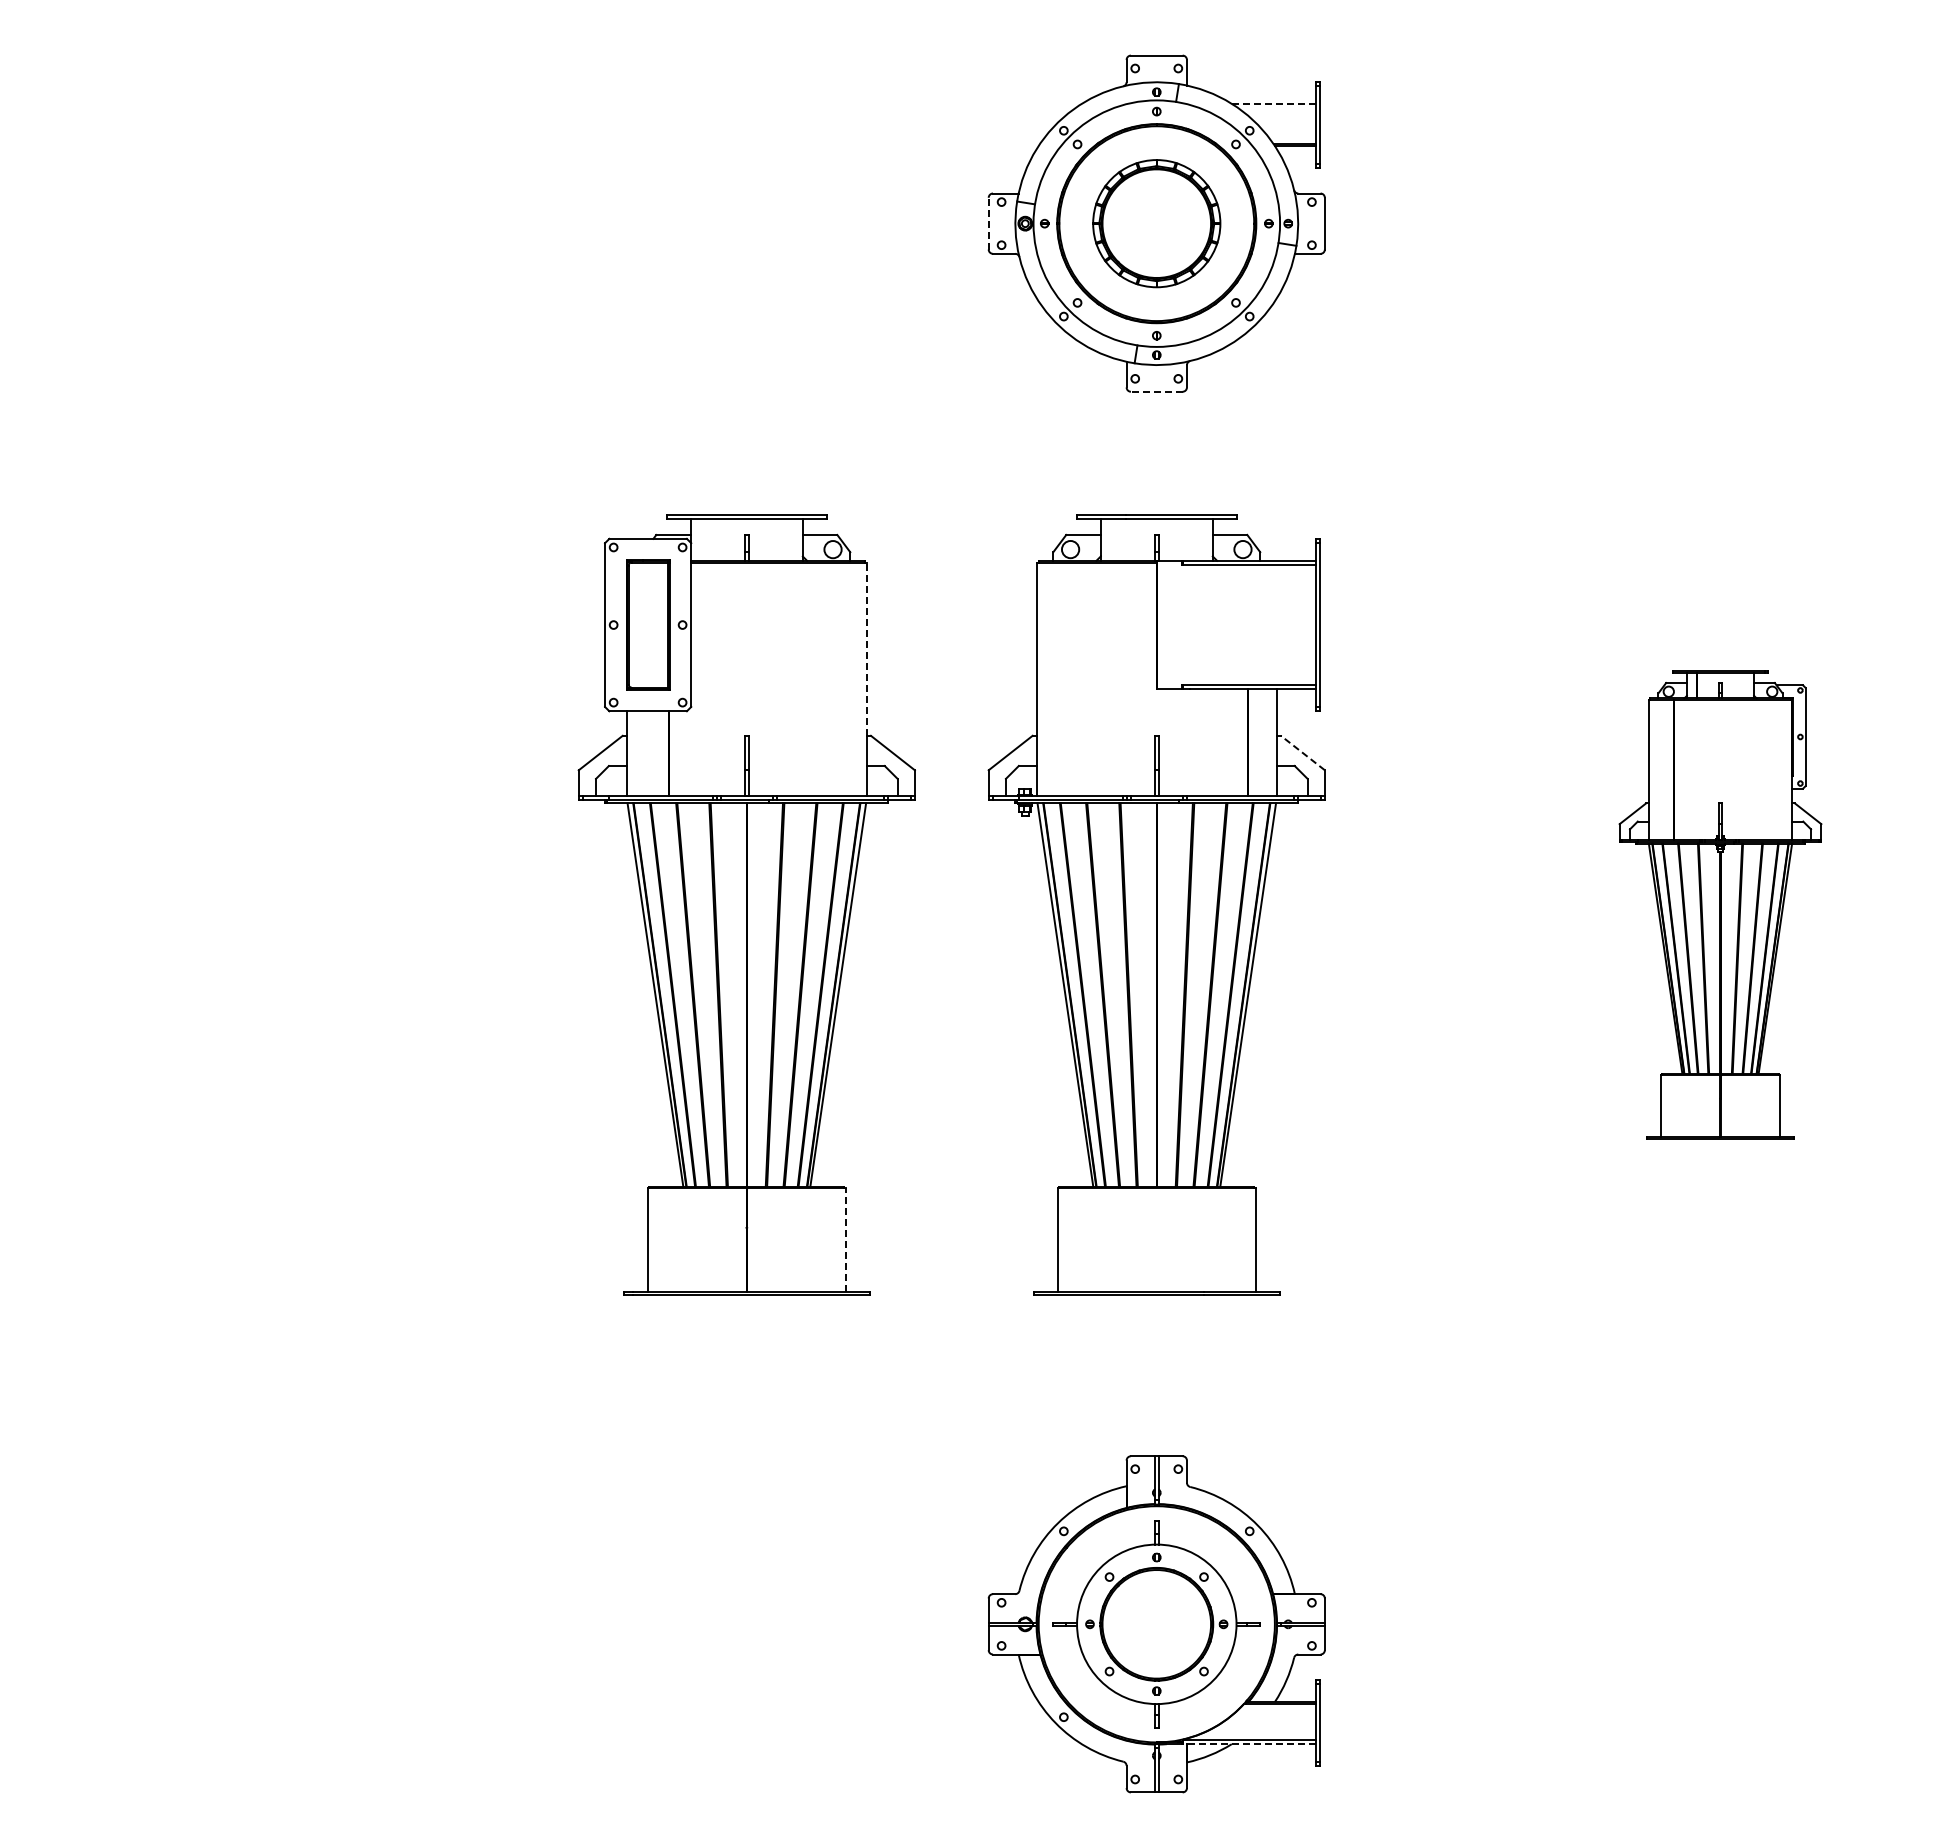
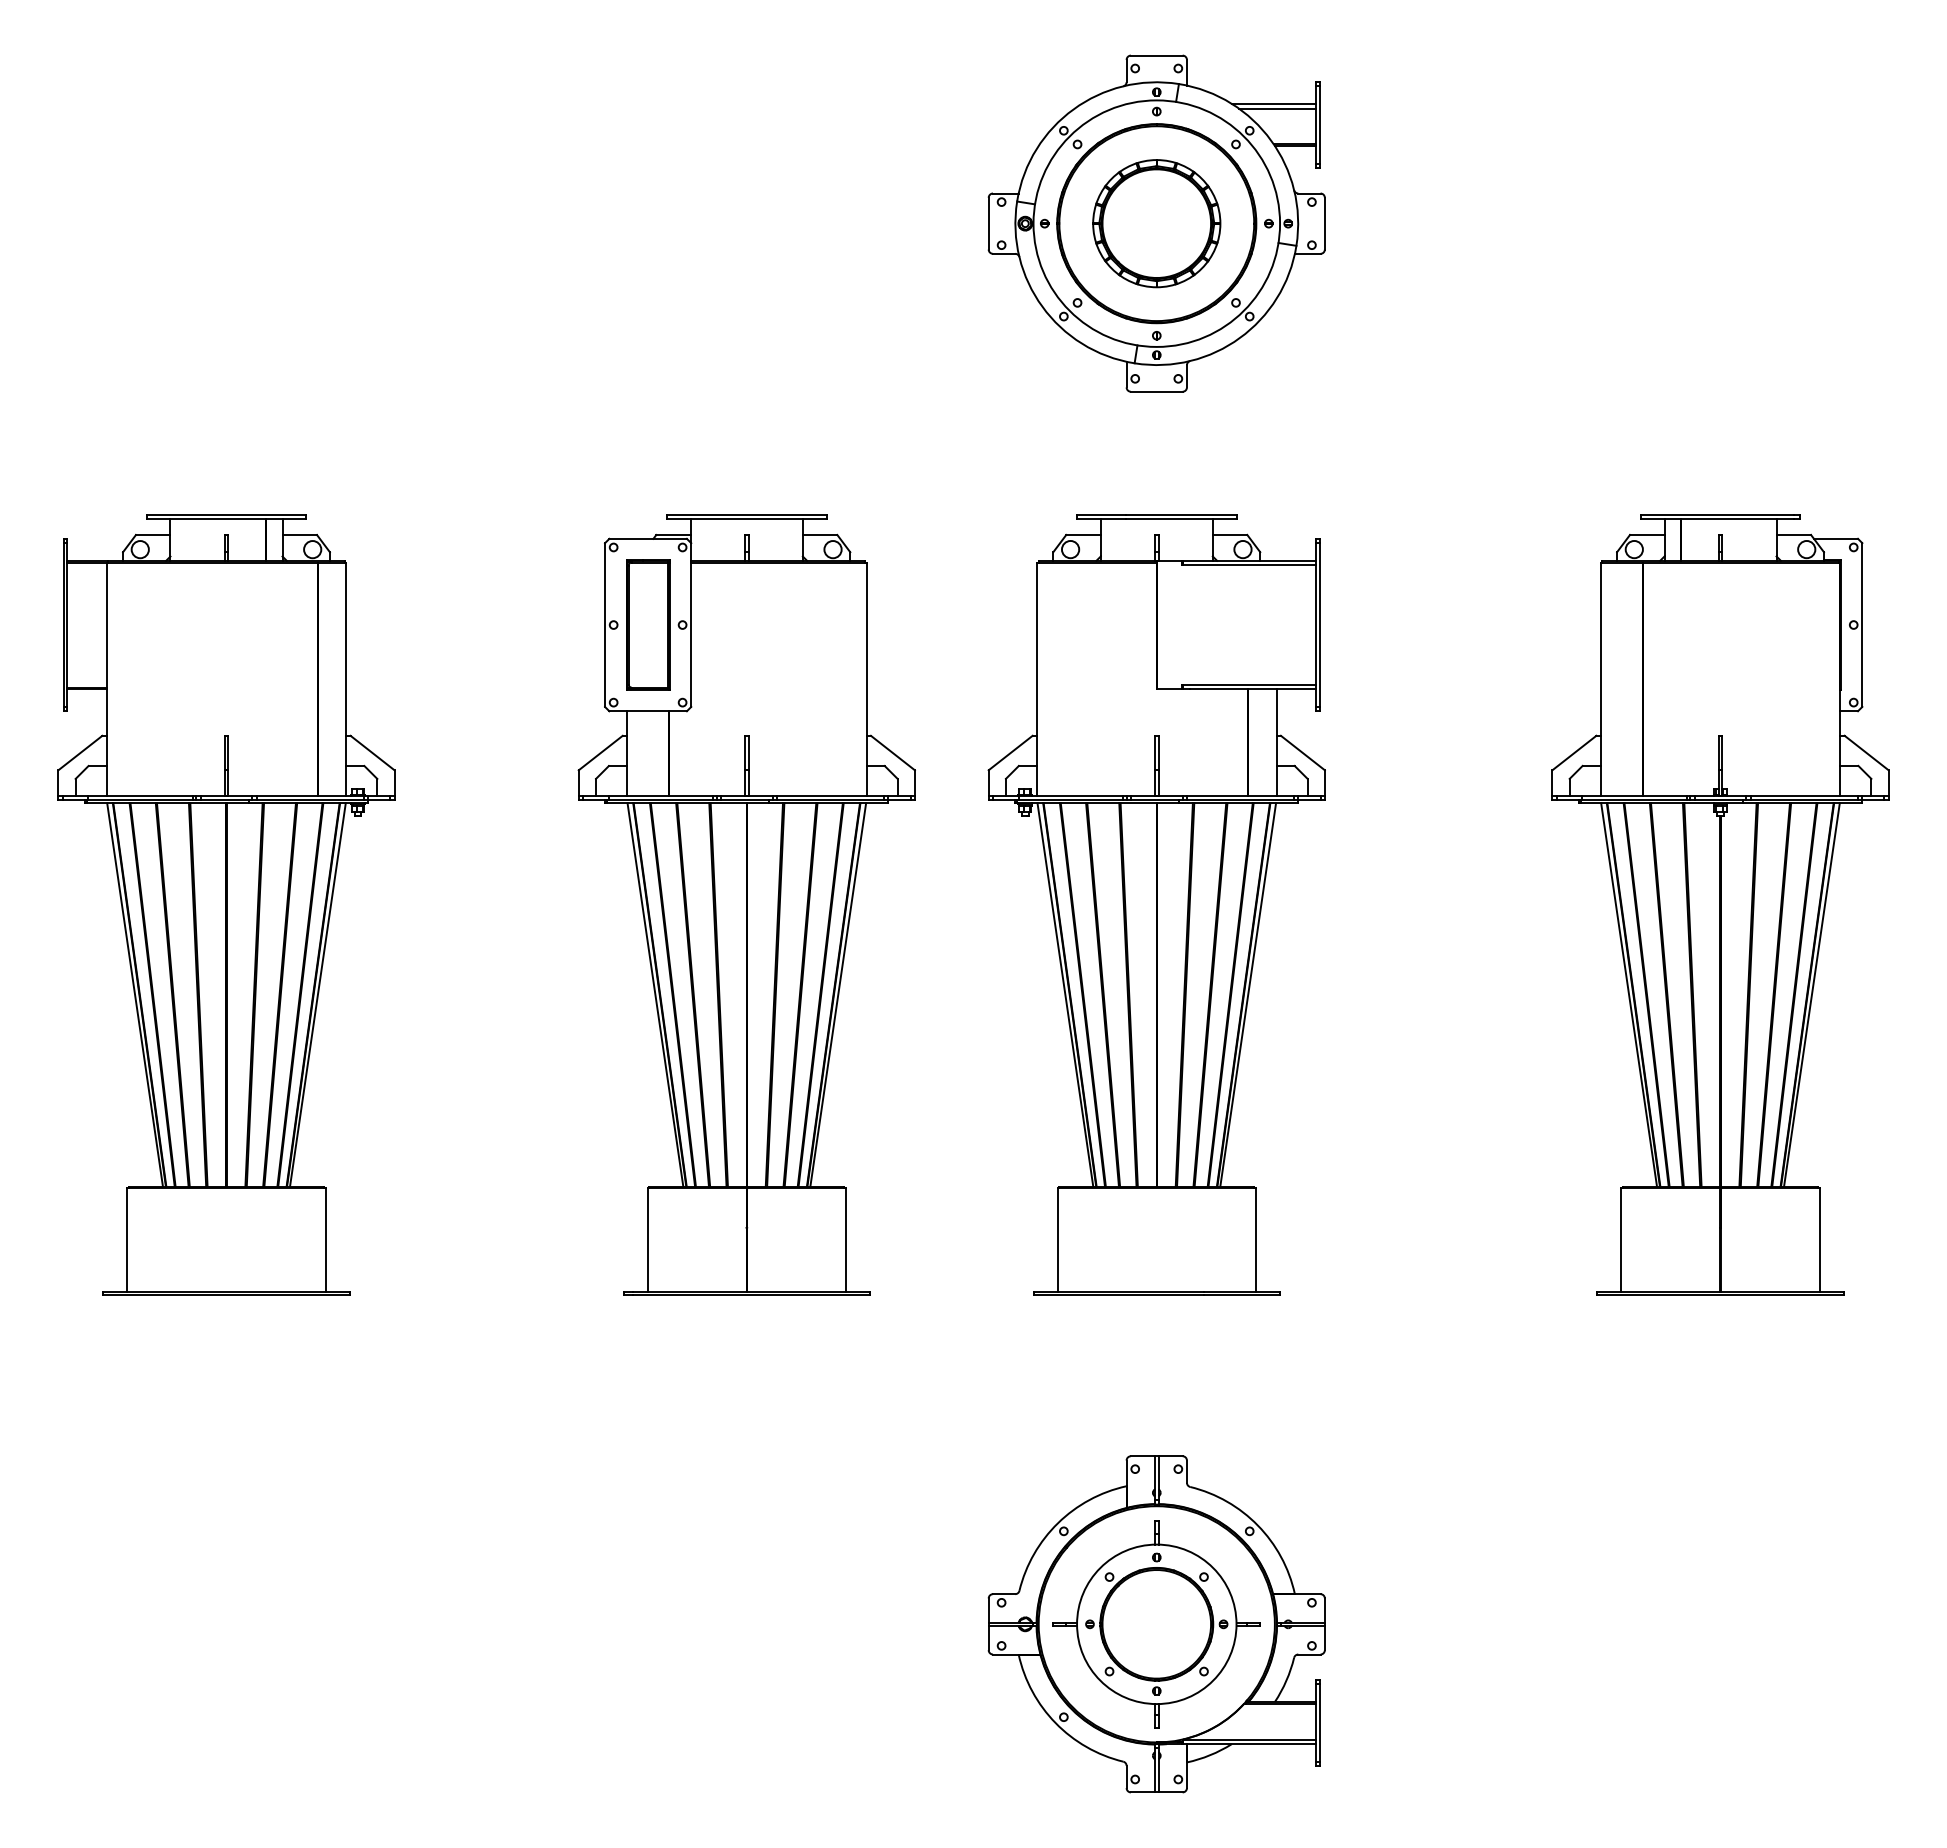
line: dashed -> solid (1273, 103)
line: none -> present (1277, 108)
line: dashed -> solid (988, 223)
line: dashed -> solid (1156, 391)
line: dashed -> solid (866, 649)
line: dashed -> solid (1302, 753)
part: none -> present (226, 904)
part size: 205x470 px -> 339x782 px (1720, 904)
line: dashed -> solid (845, 1240)
line: dashed -> solid (1249, 1744)
